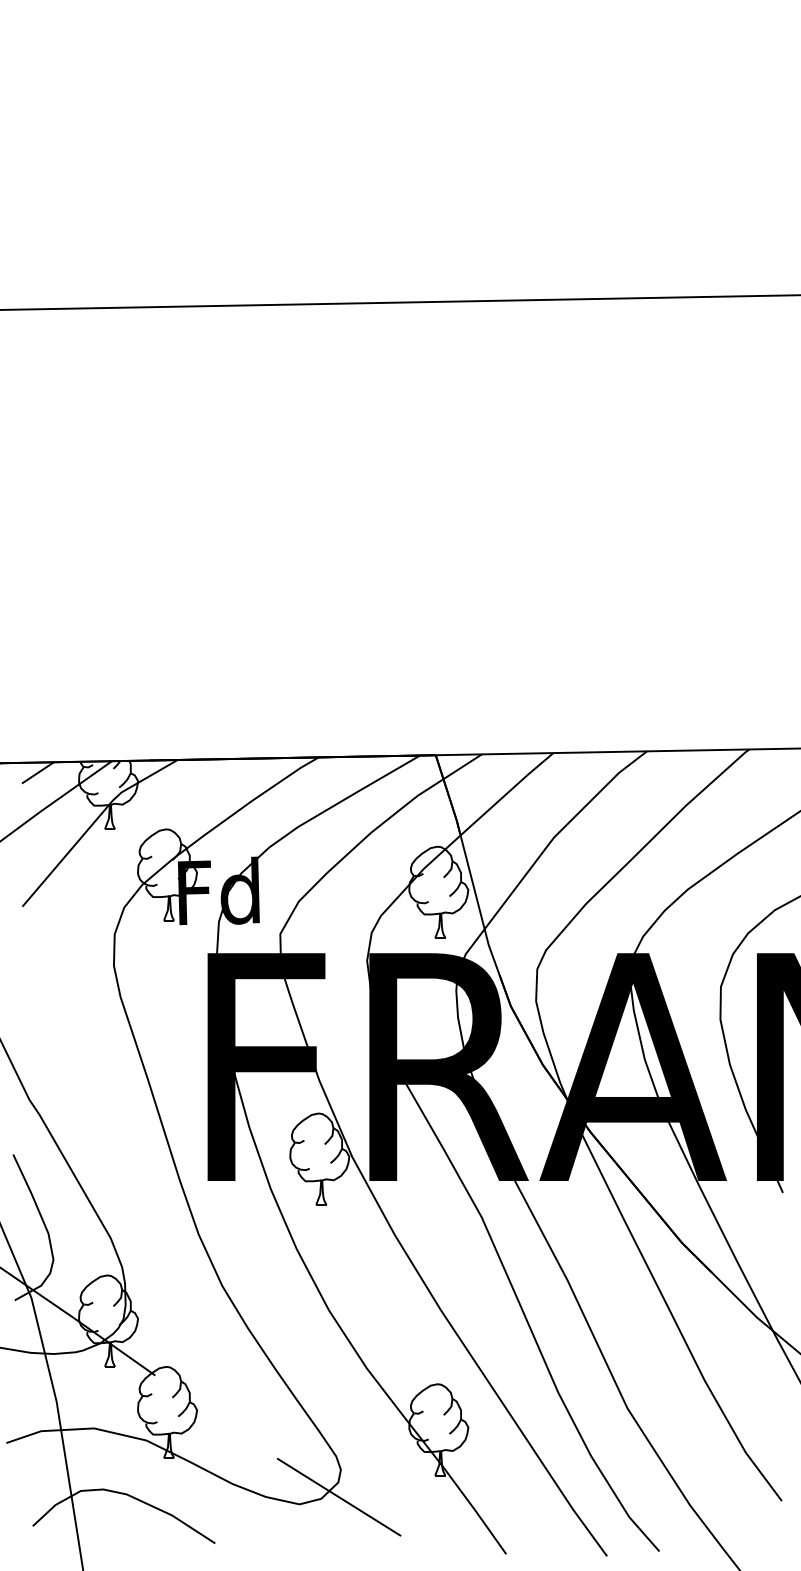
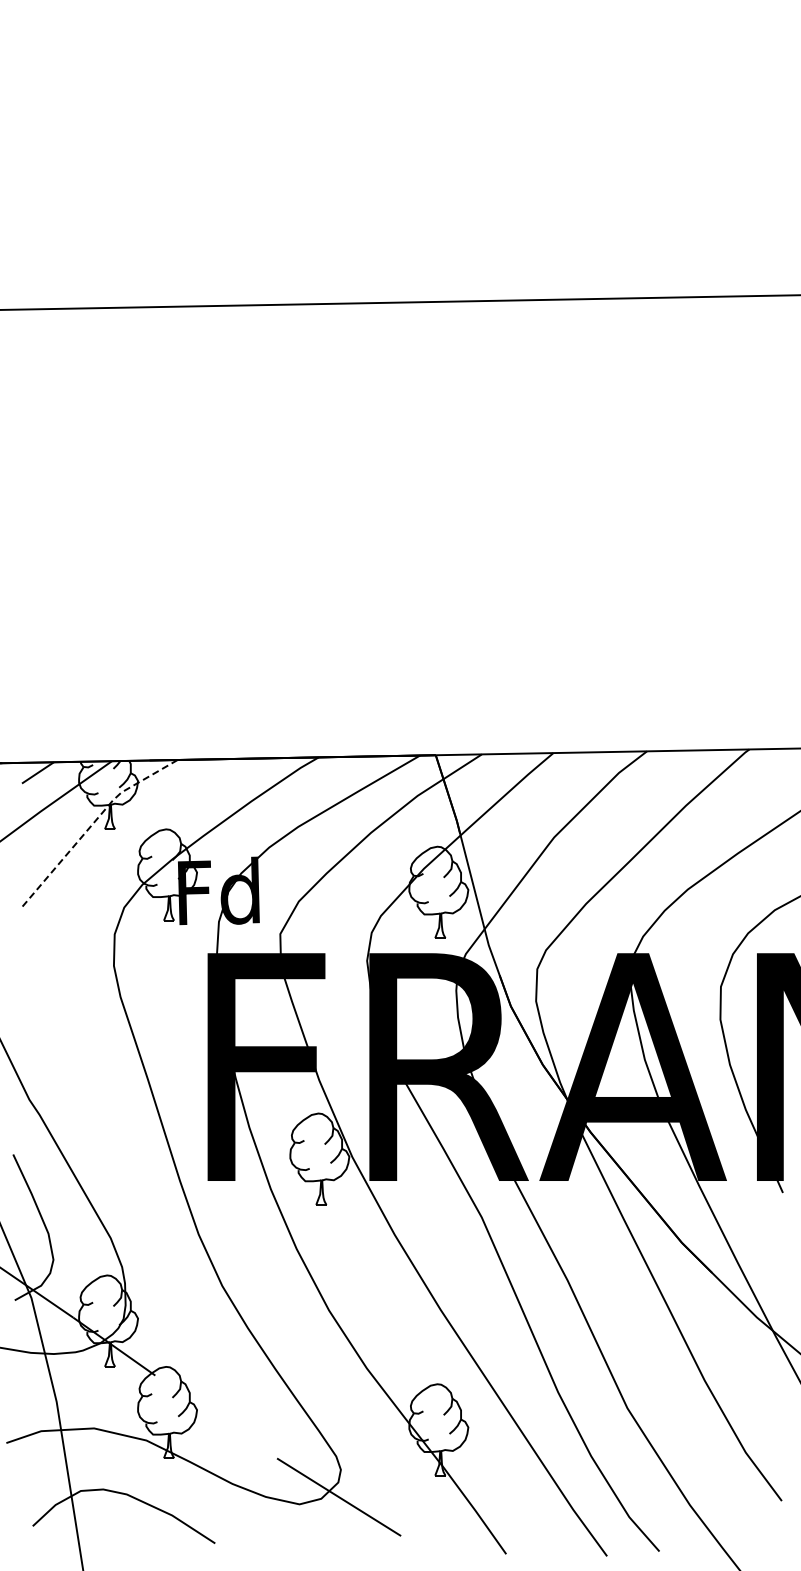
line: solid -> dashed (92, 824)
